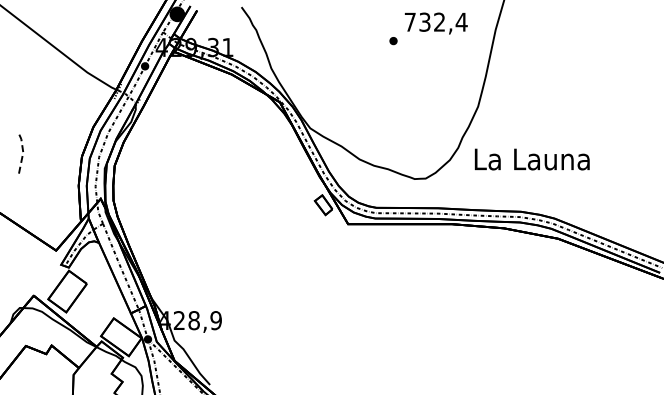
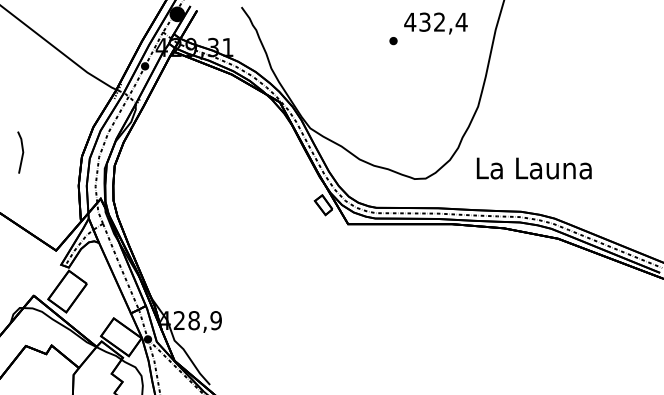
text: 732,4 -> 432,4 (410, 21)
line: dashed -> solid (23, 151)
text position: (531, 159) -> (533, 168) (533, 168)
